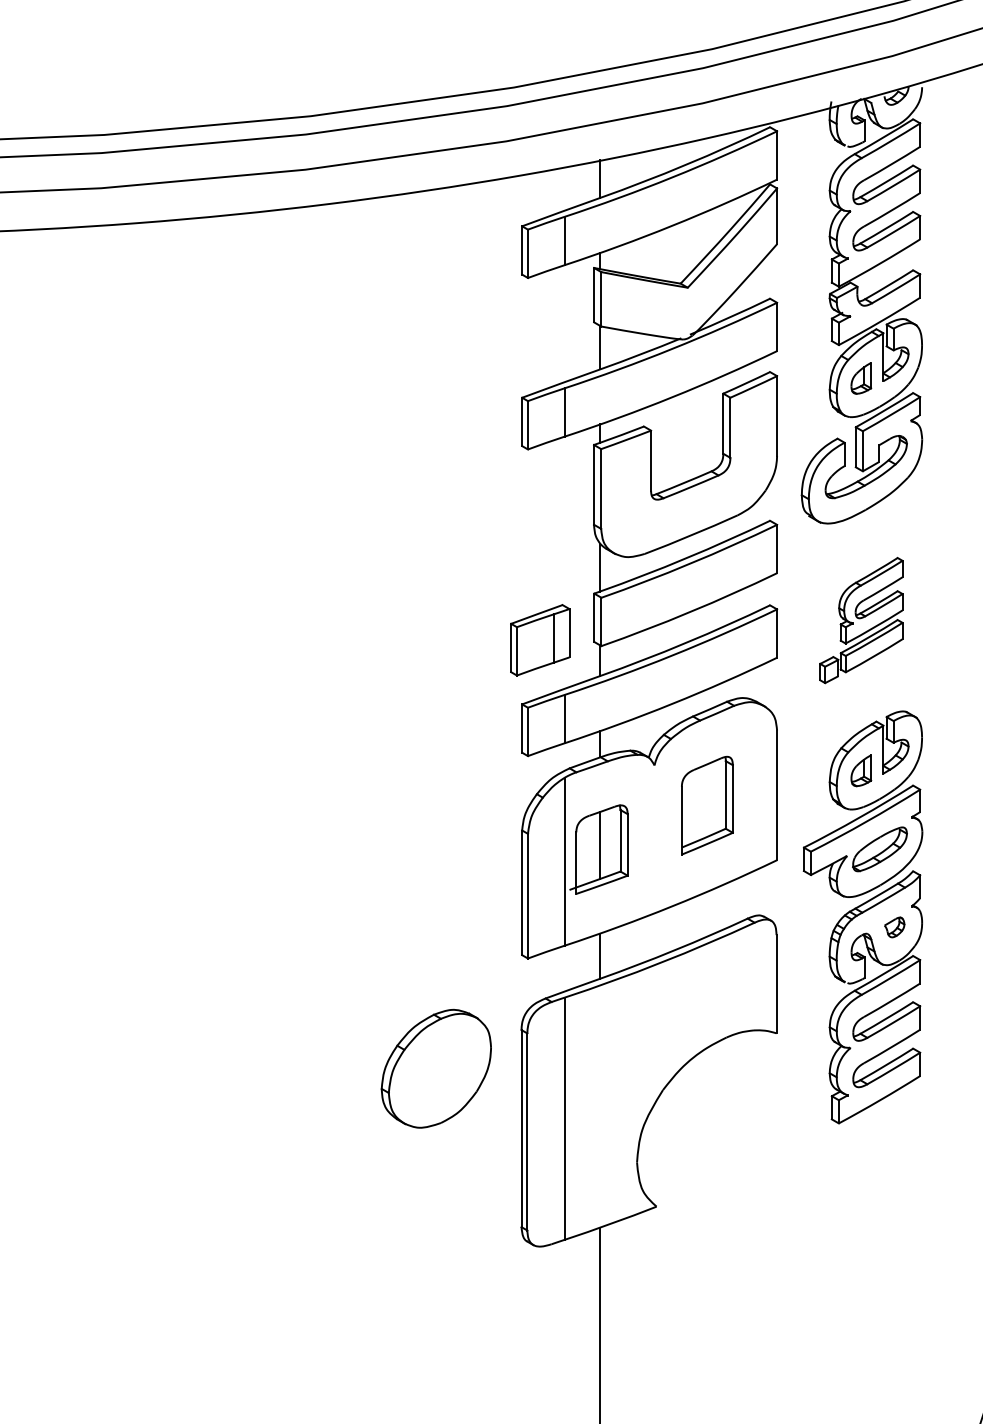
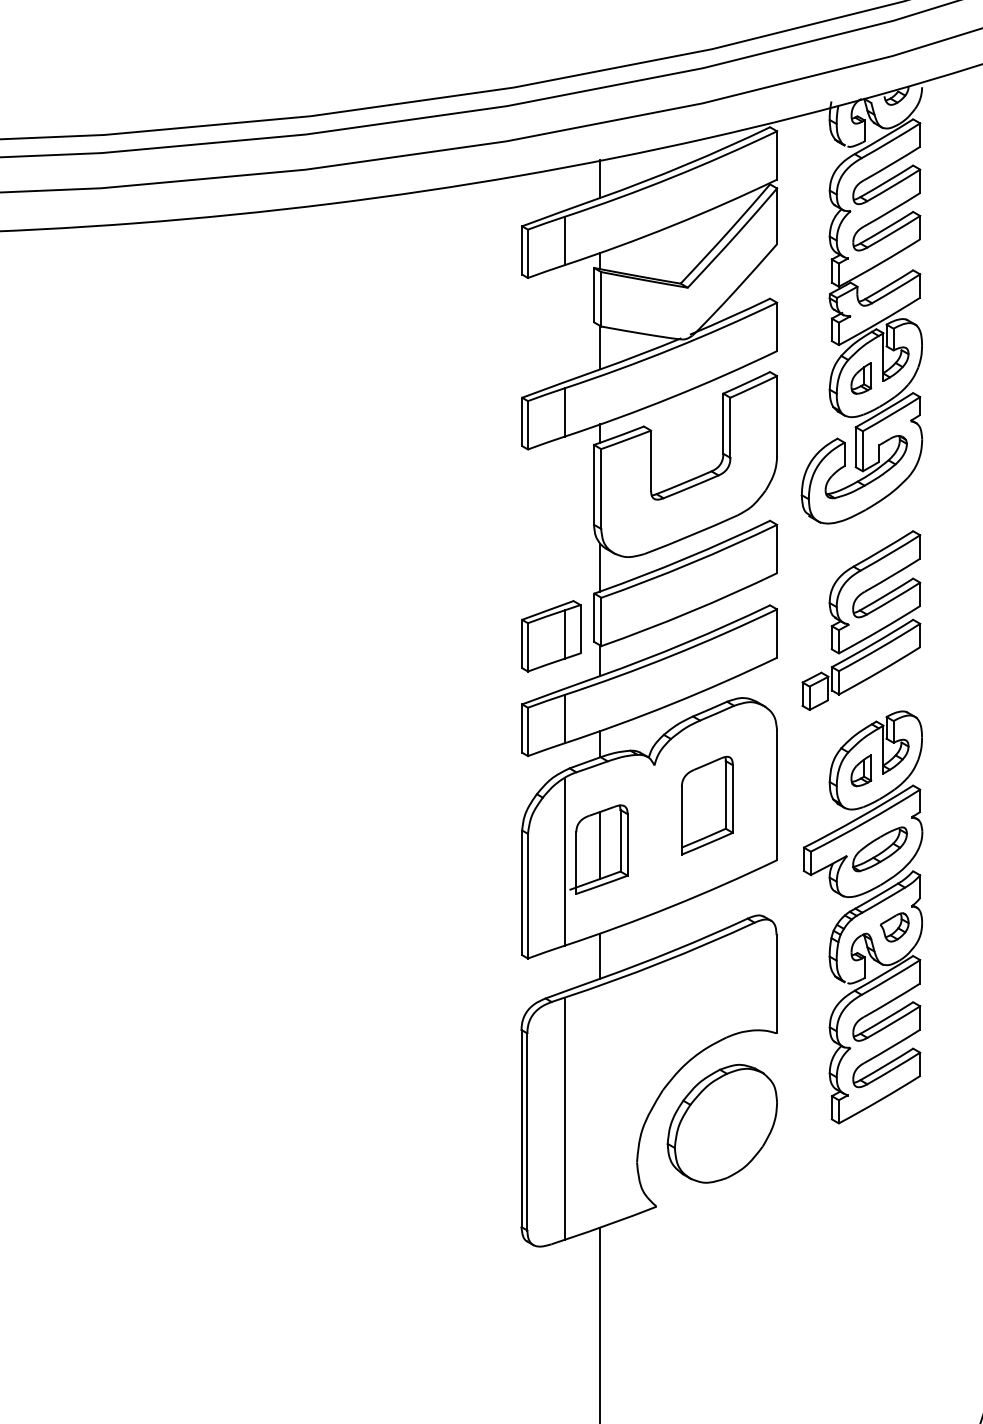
part size: 85x128 px -> 121x181 px (861, 620)
part position: (540, 640) -> (551, 636) (551, 636)
part size: 22x23 px -> 31x31 px (894, 927)
part position: (435, 1068) -> (721, 1123) (721, 1123)
